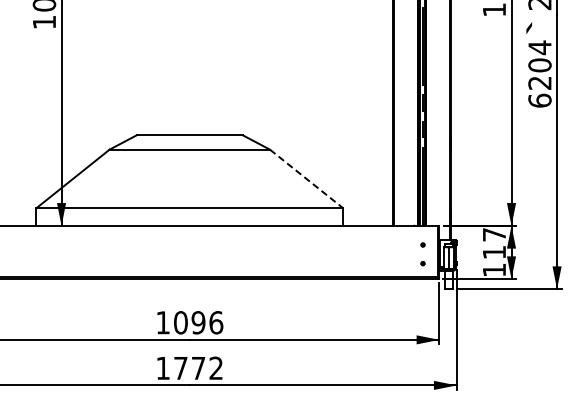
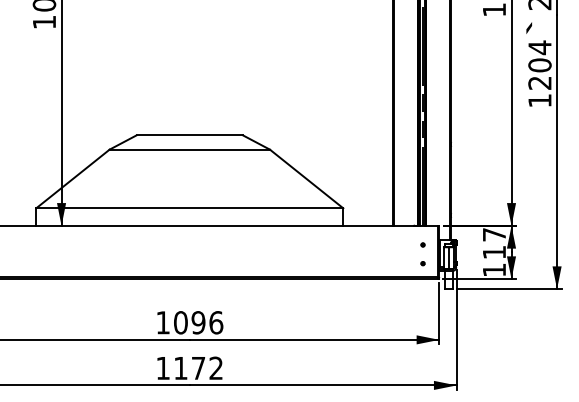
text: 6204 -> 1204 (539, 100)
line: dashed -> solid (306, 178)
text: 1772 -> 1172 (180, 368)
